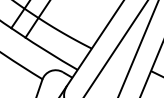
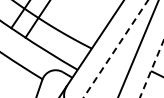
line: solid -> dashed (116, 48)
line: solid -> dashed (152, 68)
